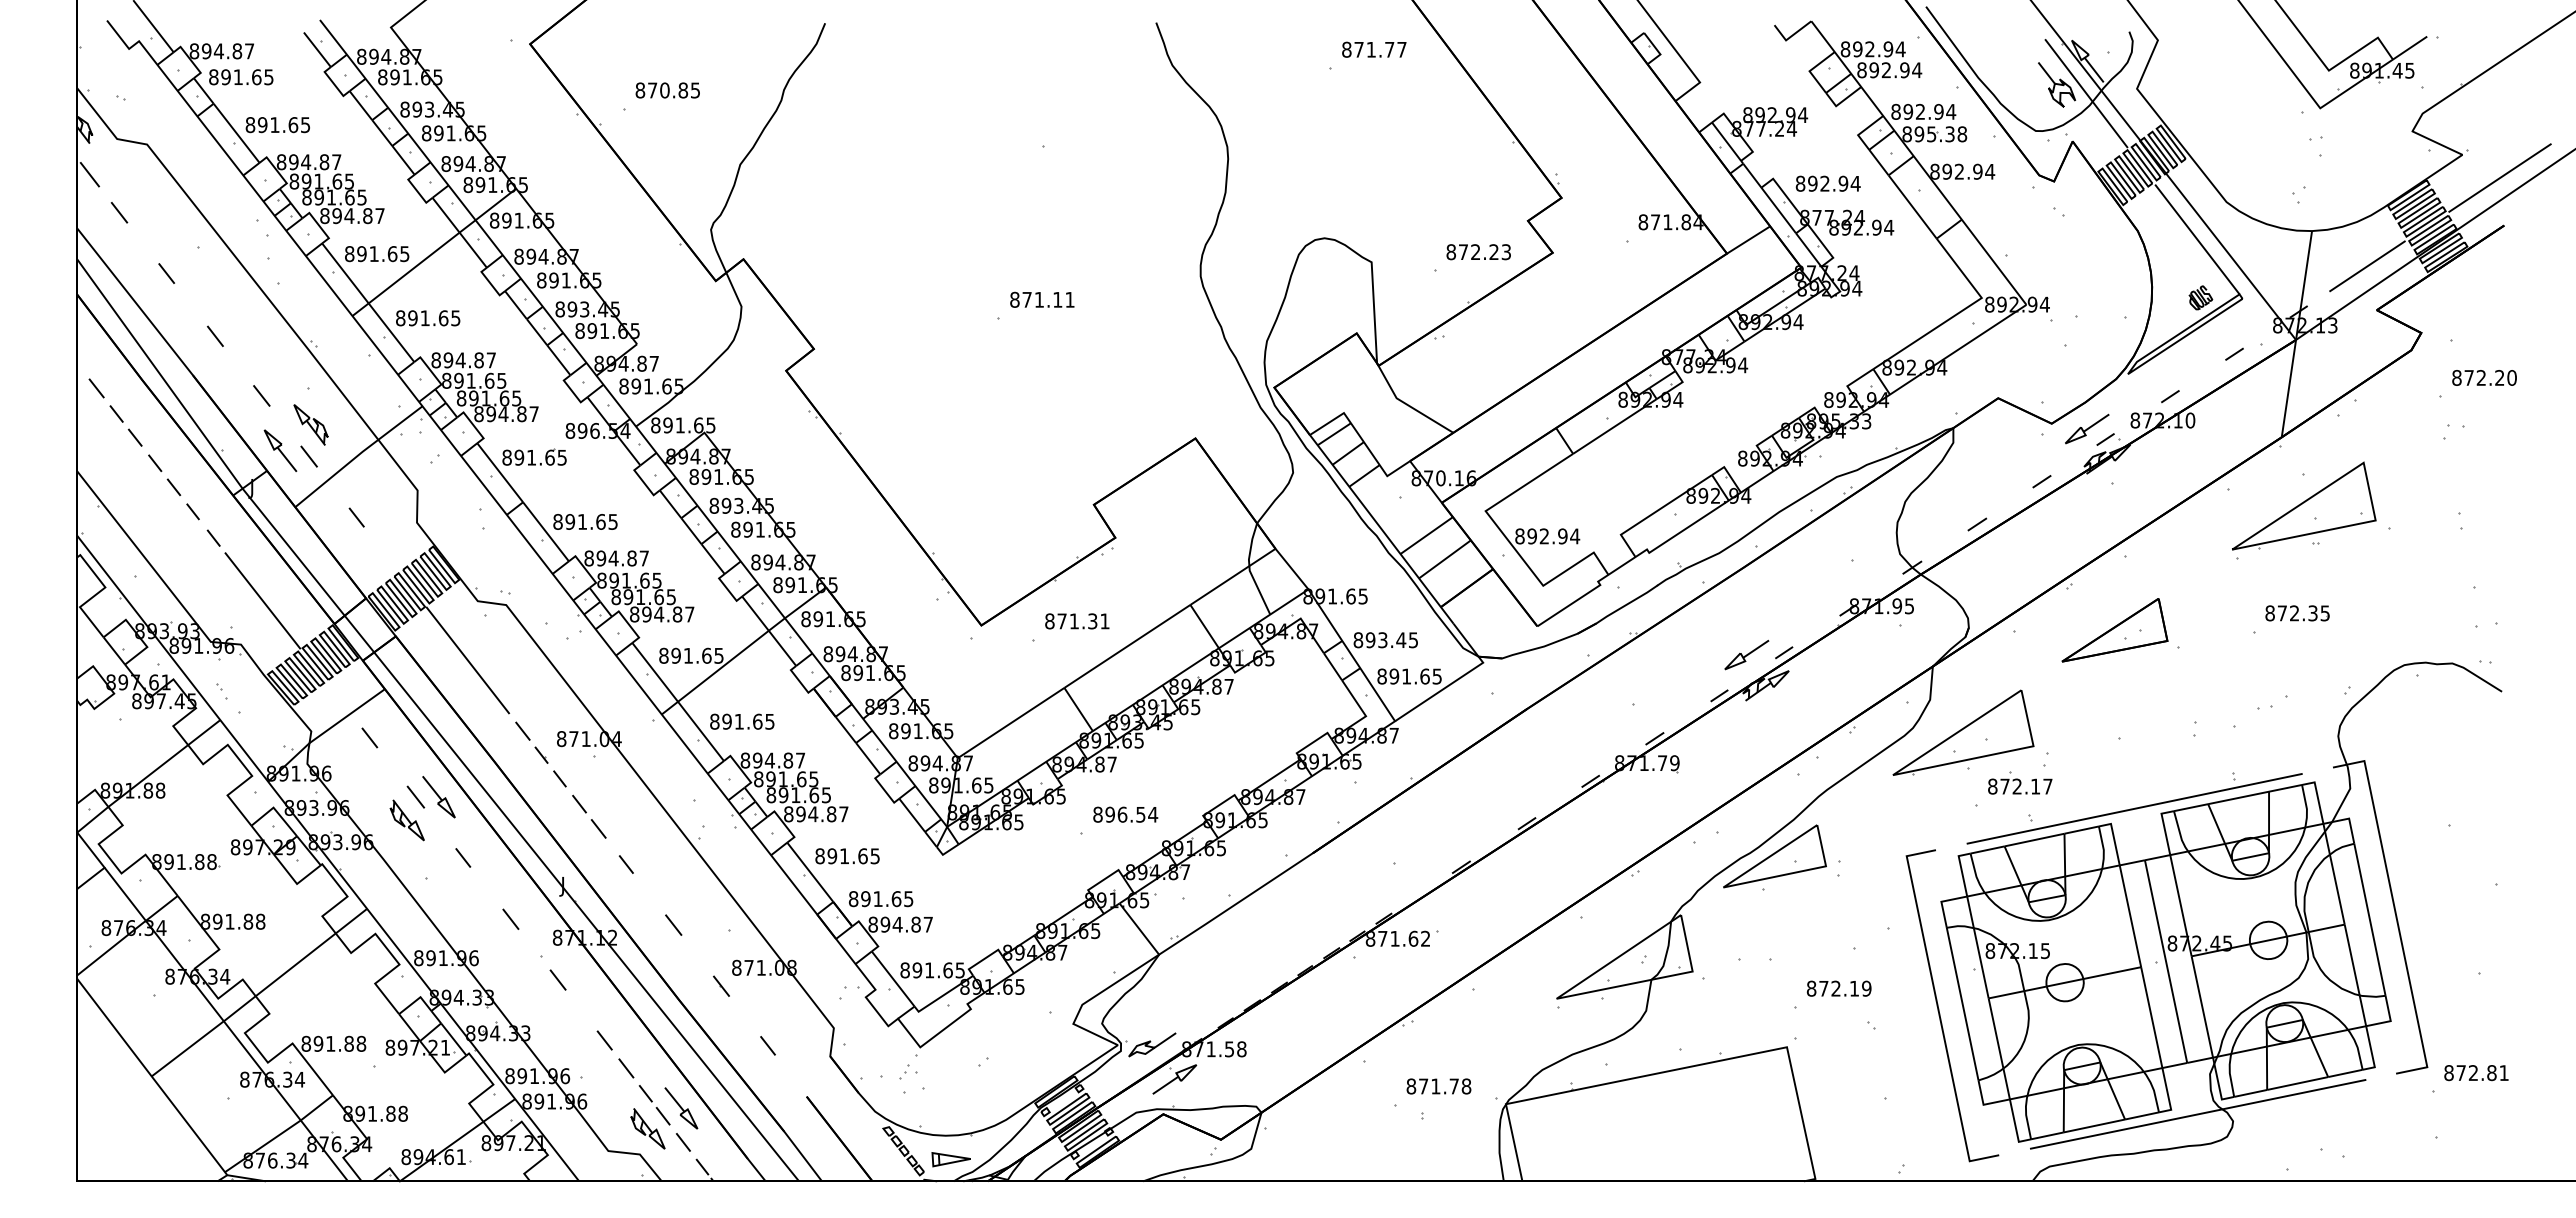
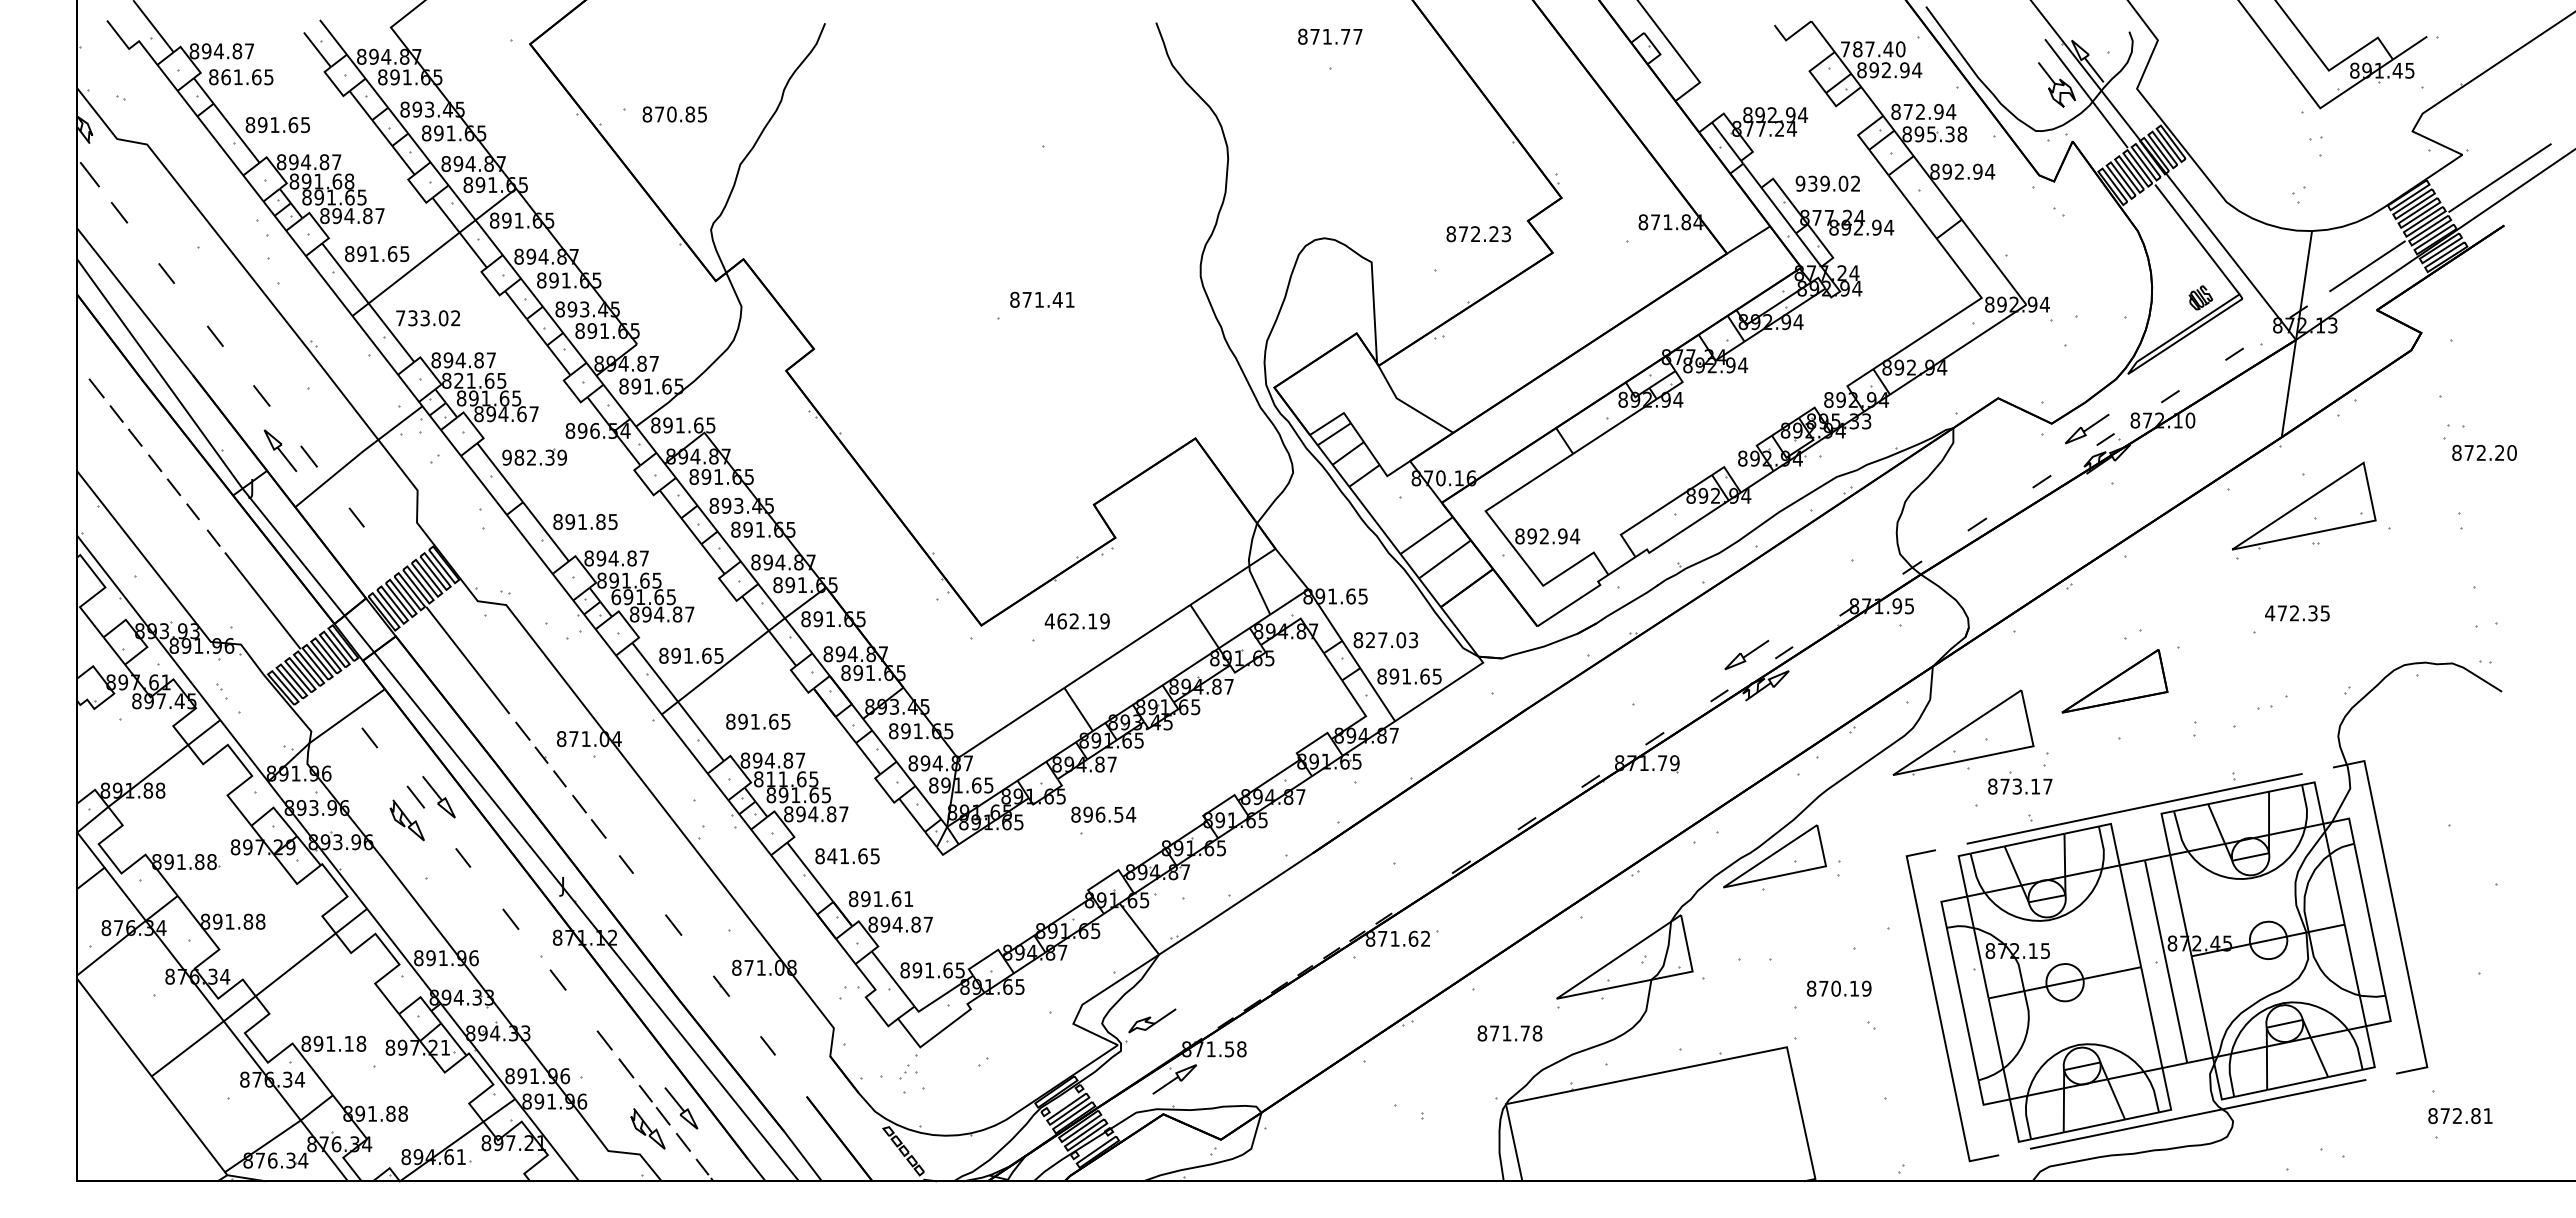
text position: (1374, 49) -> (1330, 36) (1330, 36)
text: 892.94 -> 787.40 (1872, 49)
text: 891.65 -> 861.65 (225, 77)
text position: (667, 90) -> (674, 114) (674, 114)
text: 892.94 -> 872.94 (1908, 111)
text: 891.65 -> 891.68 (349, 181)
text: 892.94 -> 939.02 (1827, 183)
text position: (1478, 252) -> (1478, 234) (1478, 234)
text: 871.11 -> 871.41 (1057, 299)
text: 891.65 -> 733.02 (428, 318)
text position: (2484, 377) -> (2484, 452) (2484, 452)
text: 891.65 -> 821.65 (458, 380)
text: 894.87 -> 894.67 (521, 414)
part: present -> none (310, 424)
text: 891.65 -> 982.39 (534, 457)
text: 891.65 -> 891.85 (600, 521)
text: 891.65 -> 691.65 (616, 596)
text: 872.35 -> 472.35 (2270, 613)
text: 871.31 -> 462.19 (1076, 621)
part position: (2114, 630) -> (2114, 681) (2114, 681)
text: 893.45 -> 827.03 (1391, 640)
text position: (742, 721) -> (758, 721) (758, 721)
text: 891.65 -> 811.65 (770, 779)
text: 872.17 -> 873.17 (2016, 786)
text position: (1125, 814) -> (1103, 814) (1103, 814)
text: 891.65 -> 841.65 (832, 856)
text: 891.65 -> 891.61 (908, 899)
text: 872.19 -> 870.19 (1835, 988)
text: 891.88 -> 891.18 (348, 1043)
curve position: (1152, 1046) -> (1152, 1022) (1152, 1022)
text position: (2476, 1073) -> (2460, 1116) (2460, 1116)
text position: (1438, 1086) -> (1509, 1033) (1509, 1033)
part: present -> none (950, 1159)
